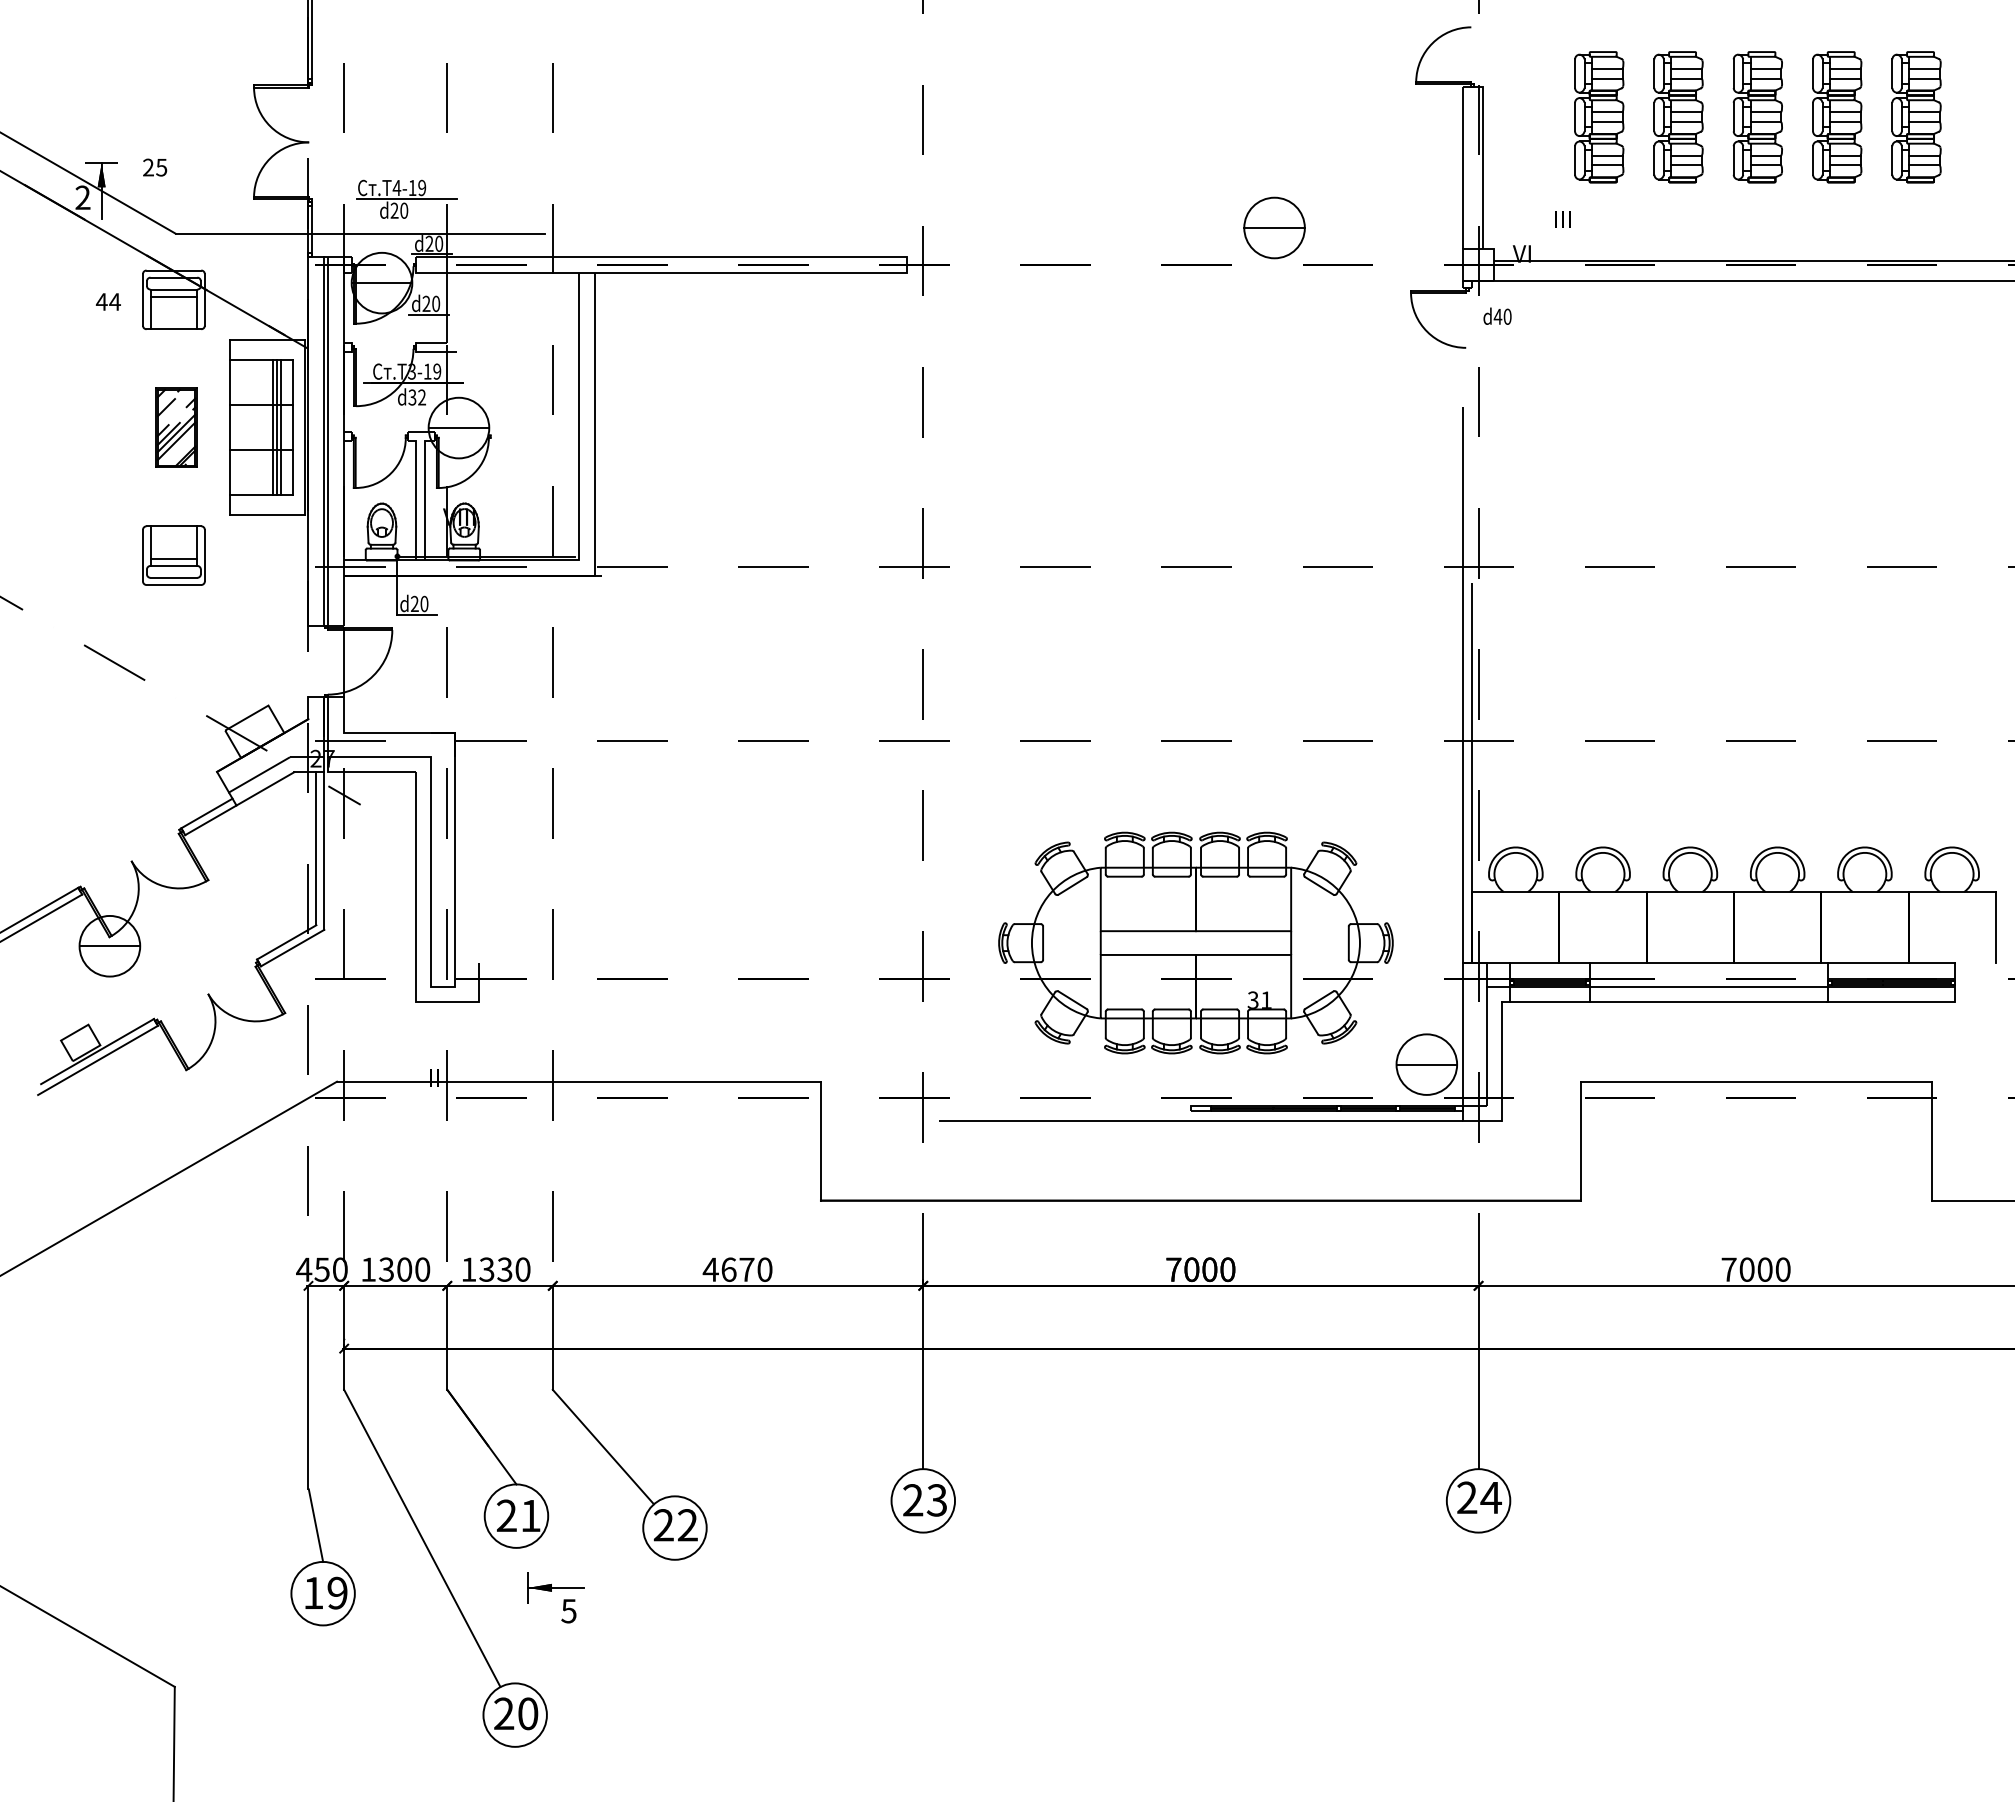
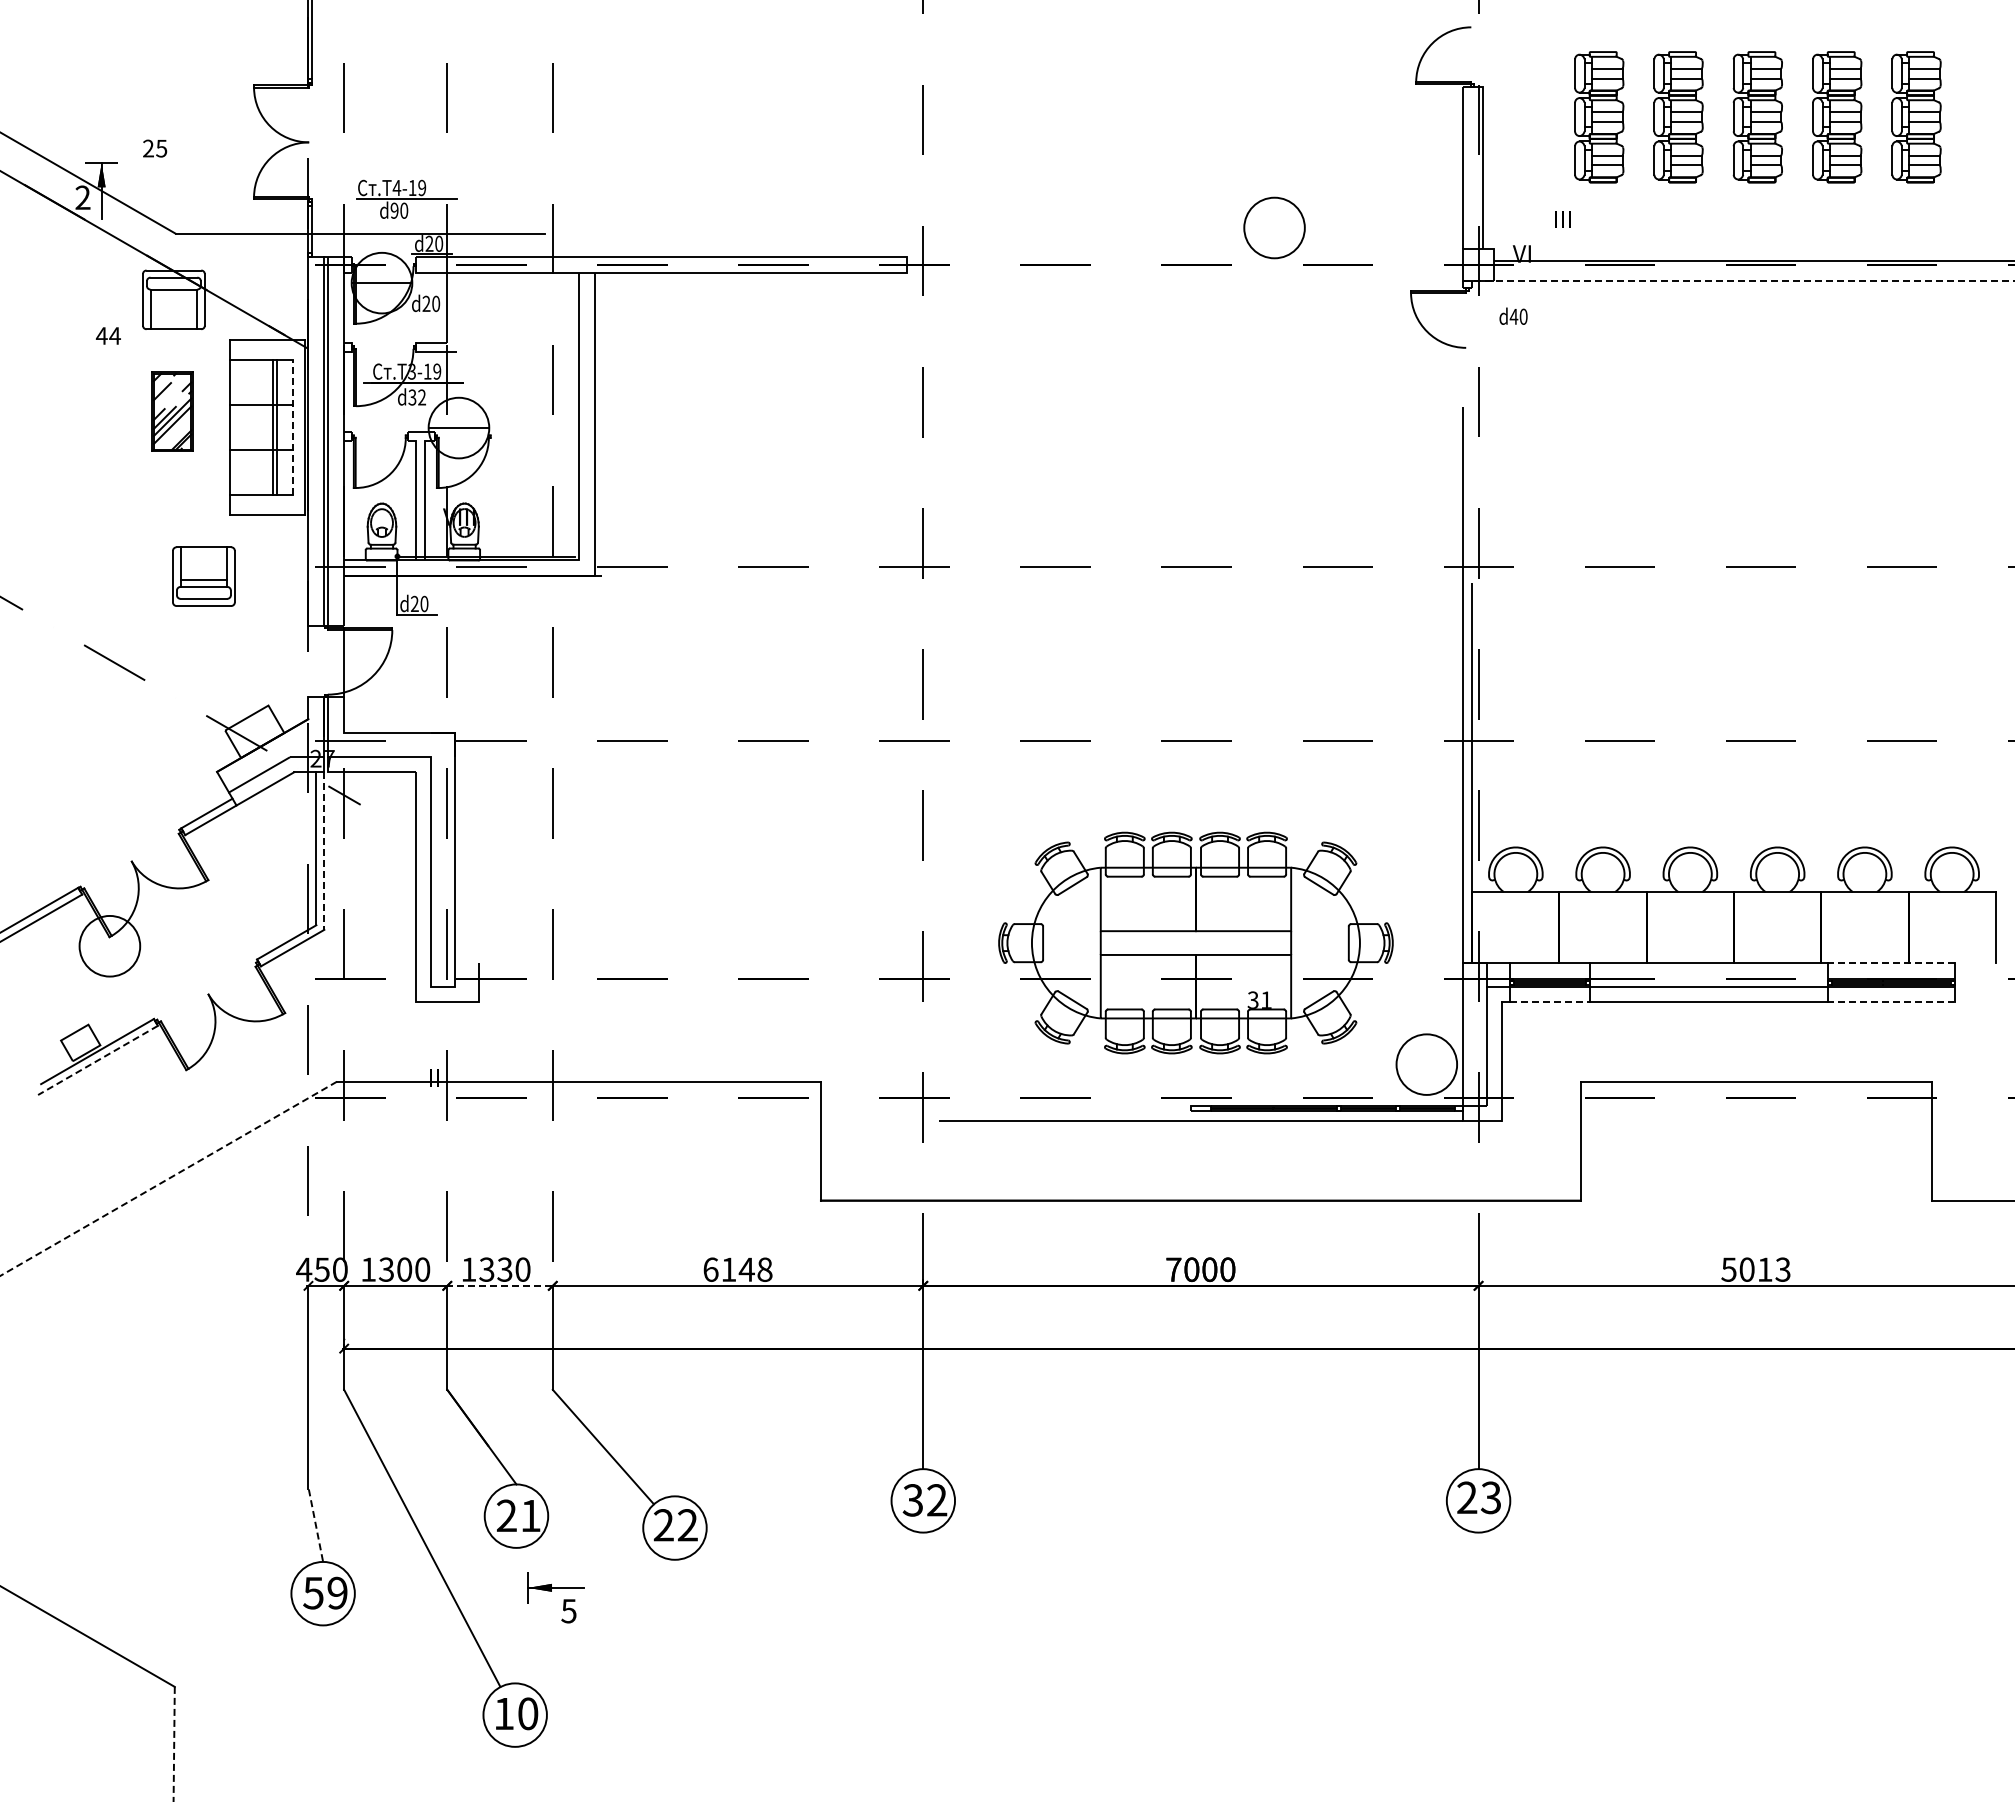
text position: (155, 167) -> (155, 148) (155, 148)
text: d20 -> d90 (394, 210)
line: present -> none (1274, 228)
line: solid -> dashed (1738, 281)
line: present -> none (173, 296)
text position: (107, 301) -> (107, 335) (107, 335)
line: present -> none (428, 314)
text position: (1497, 315) -> (1513, 315) (1513, 315)
part position: (176, 427) -> (172, 411) (172, 411)
line: present -> none (281, 427)
line: solid -> dashed (293, 427)
part position: (173, 555) -> (203, 576) (203, 576)
line: solid -> dashed (324, 851)
line: present -> none (109, 946)
line: solid -> dashed (1890, 963)
line: solid -> dashed (1549, 1002)
line: solid -> dashed (1890, 1002)
line: solid -> dashed (97, 1060)
line: present -> none (1426, 1064)
line: solid -> dashed (168, 1179)
text: 4670 -> 6148 (737, 1269)
text: 7000 -> 5013 (1755, 1269)
line: solid -> dashed (500, 1285)
text: 24 -> 23 (1490, 1497)
text: 23 -> 32 (924, 1500)
line: solid -> dashed (316, 1525)
text: 19 -> 59 (313, 1593)
text: 20 -> 10 (504, 1713)
line: solid -> dashed (174, 1744)
